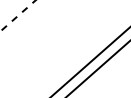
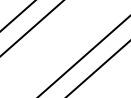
line: dashed -> solid (17, 16)
line: none -> present (31, 28)
line position: (90, 61) -> (84, 56) (84, 56)
